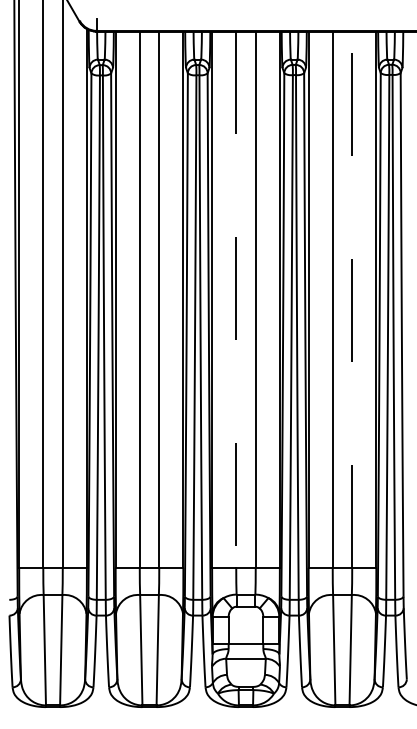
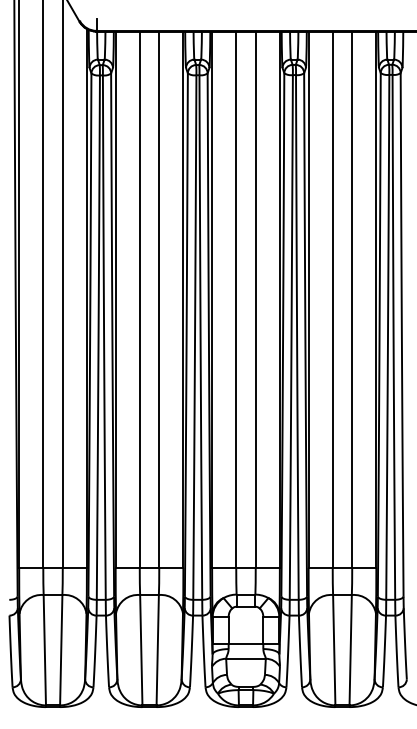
line: dashed -> solid (352, 299)
line: dashed -> solid (236, 300)
